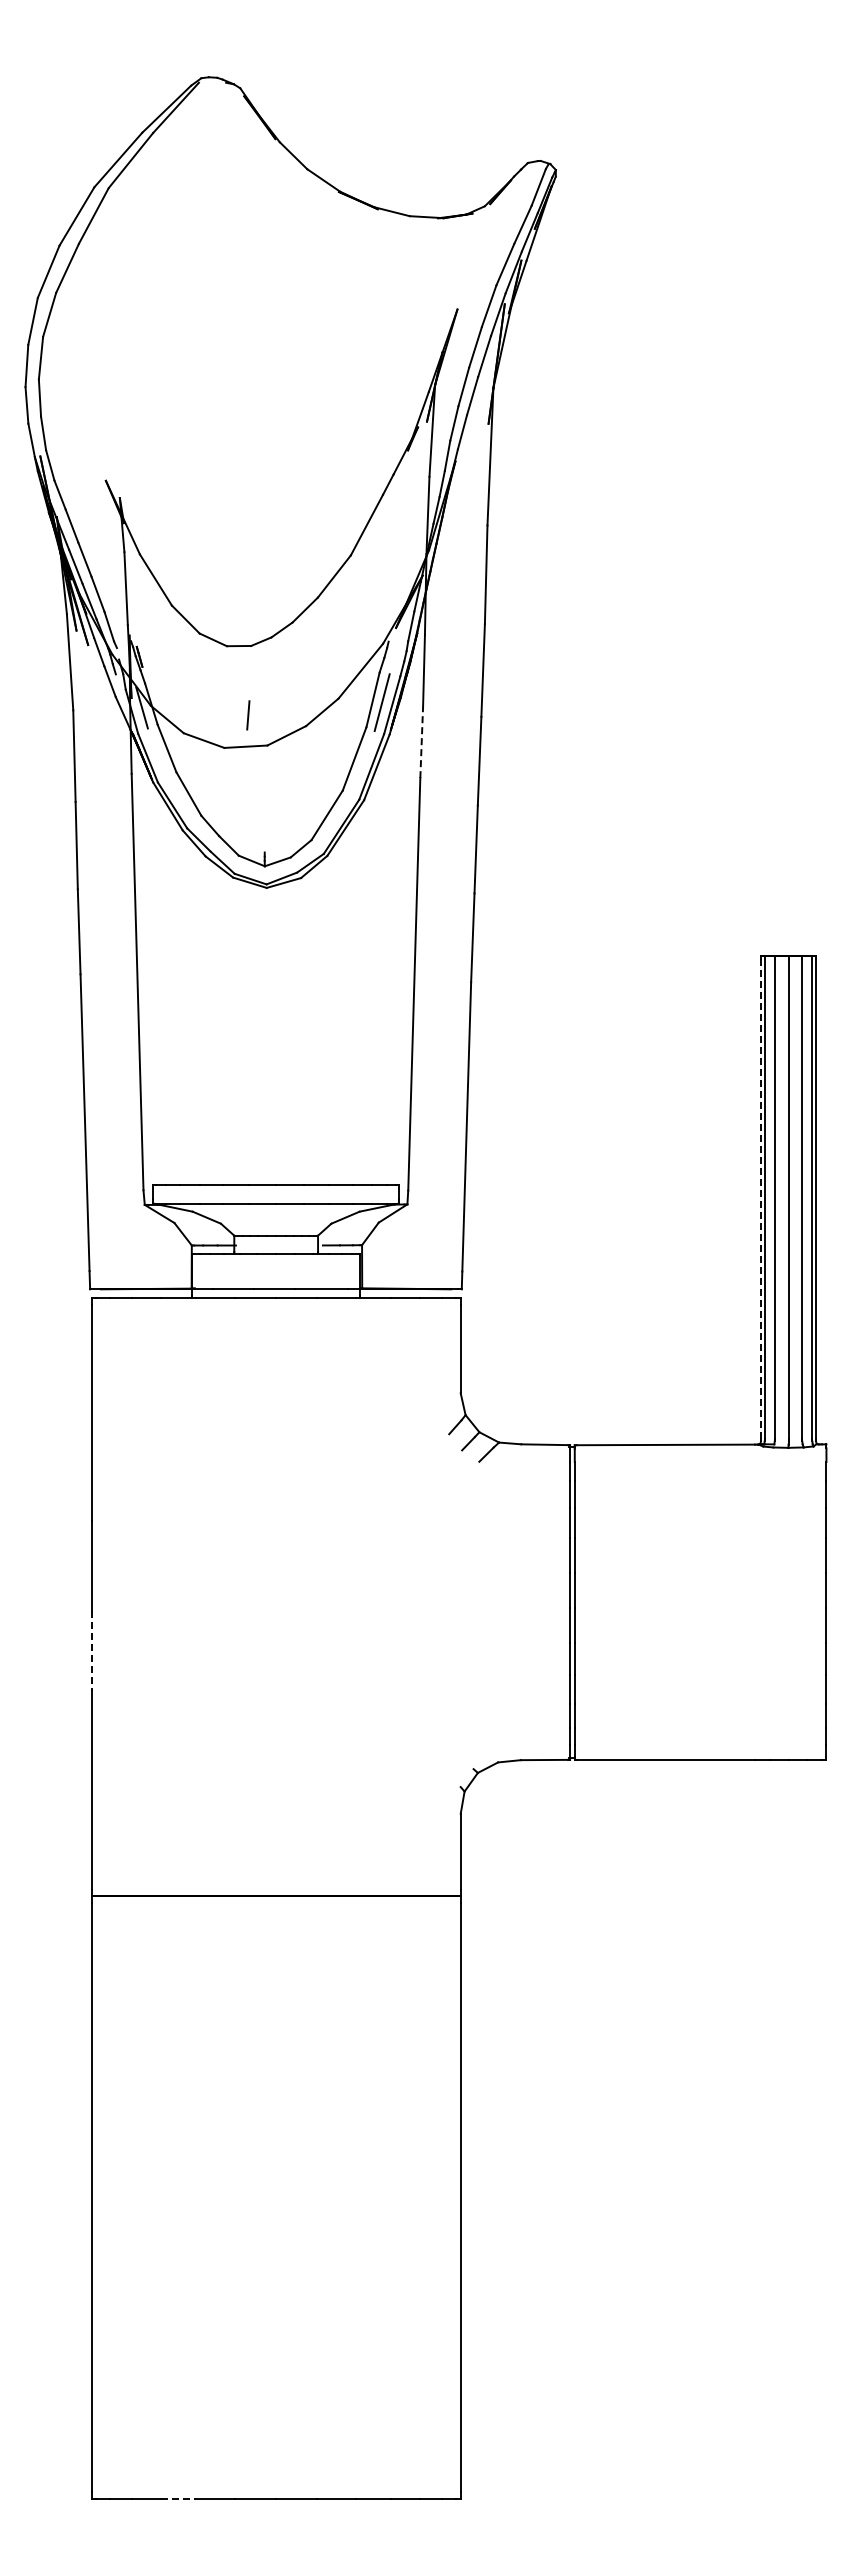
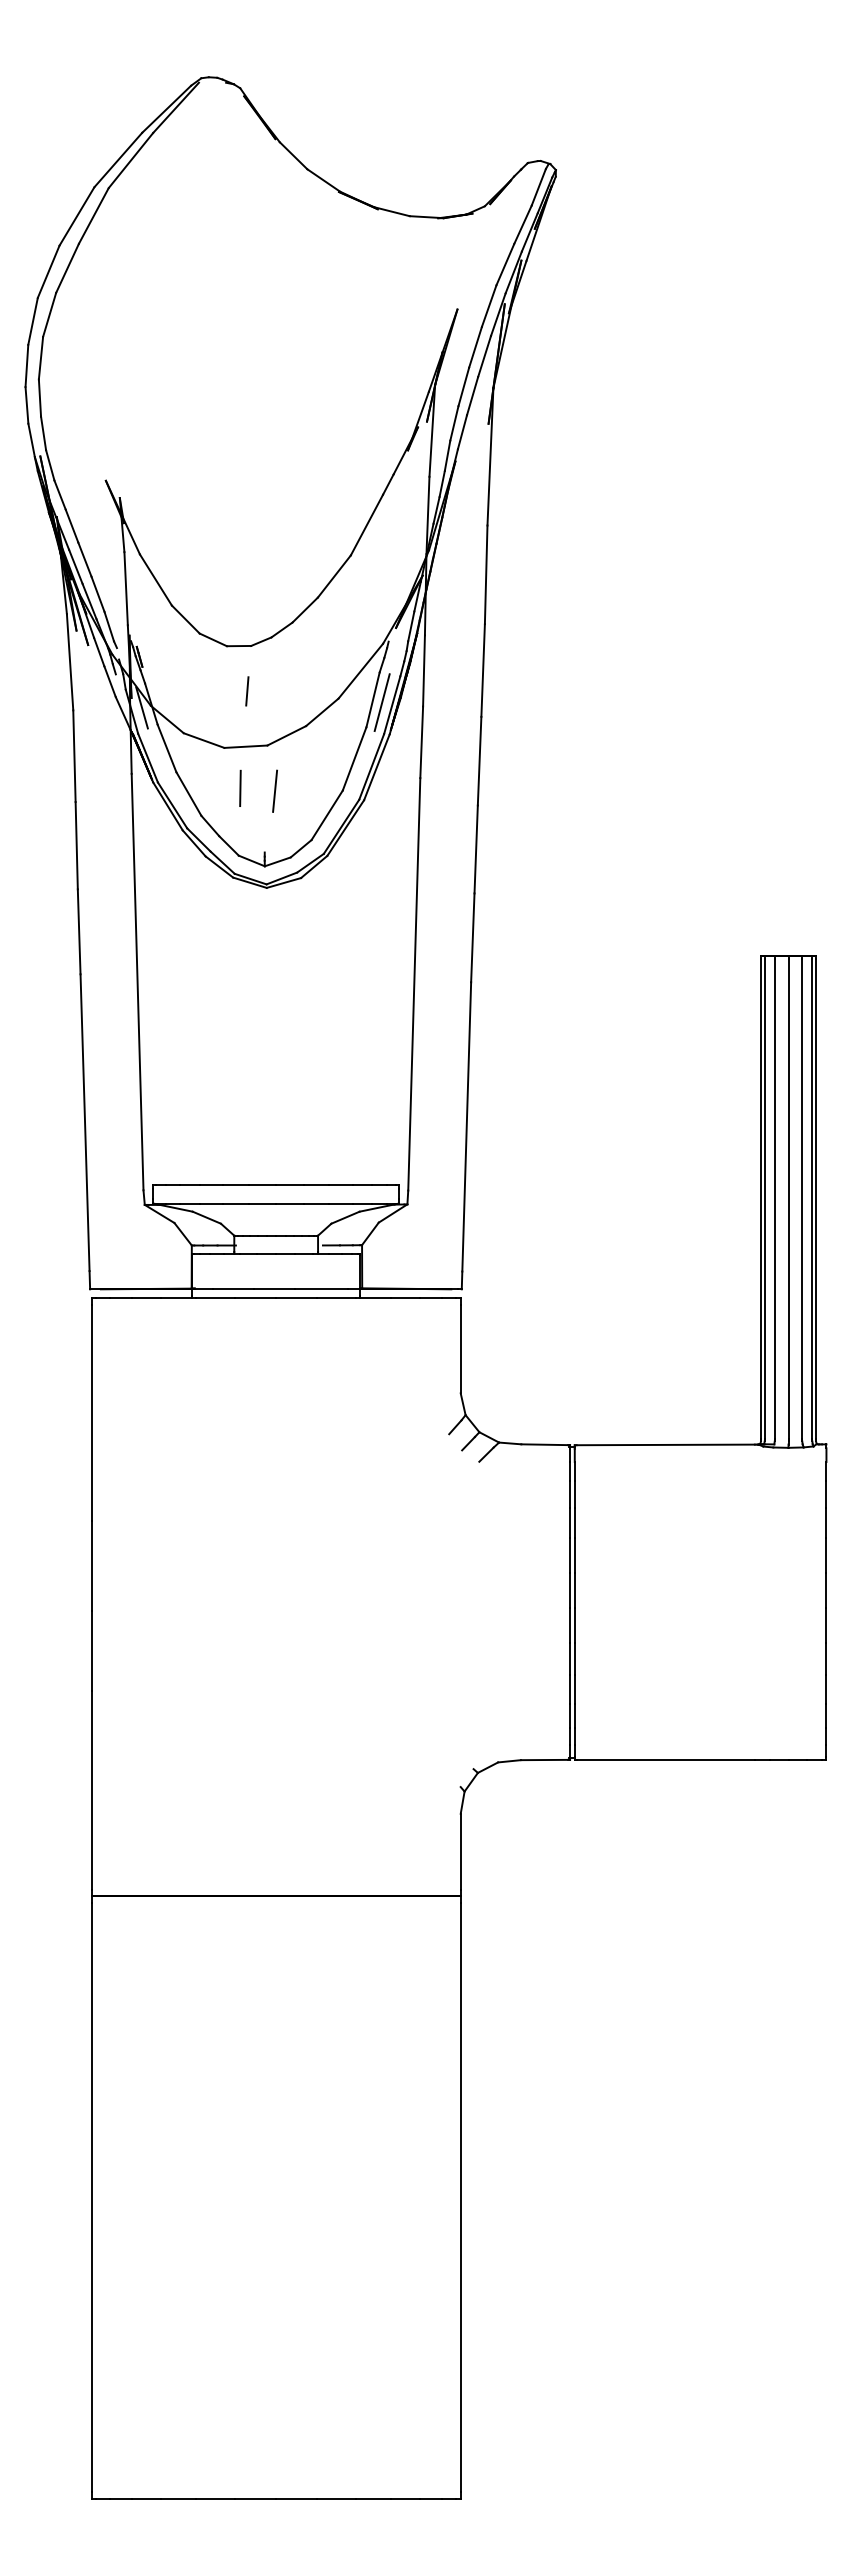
line position: (248, 715) -> (247, 691) (247, 691)
line: dashed -> solid (421, 742)
line: none -> present (240, 788)
line: none -> present (275, 790)
line: dashed -> solid (760, 1199)
line: dashed -> solid (91, 1651)
line: dashed -> solid (179, 2498)
